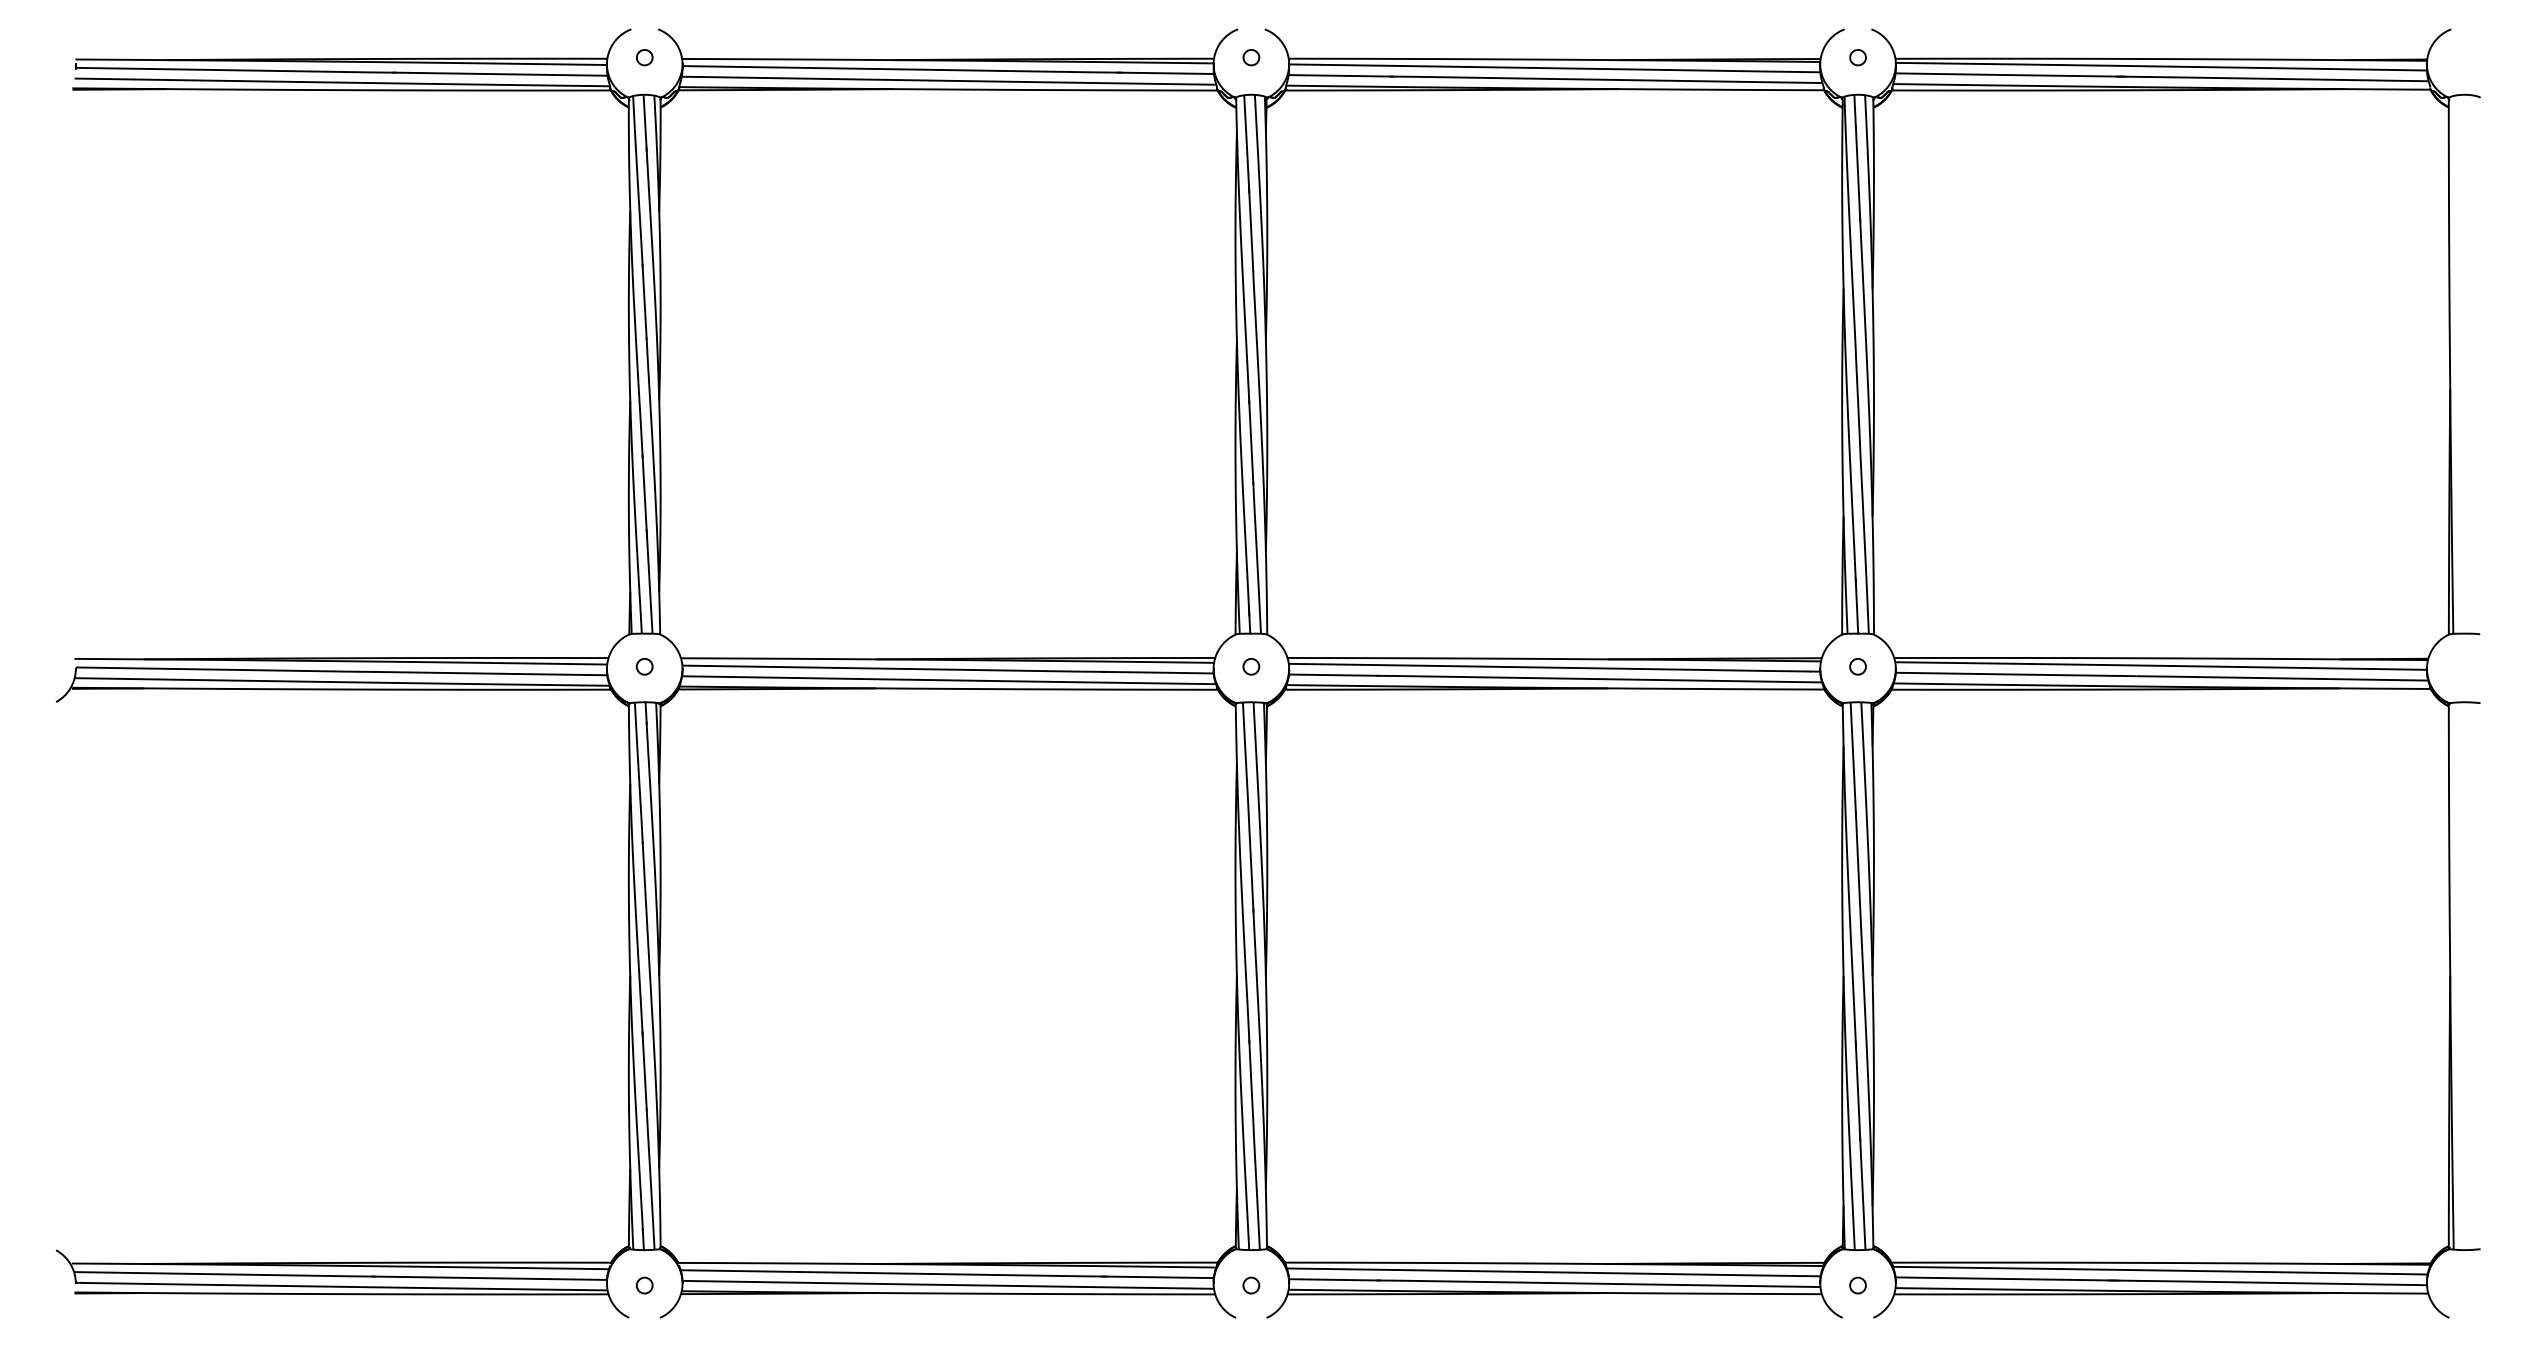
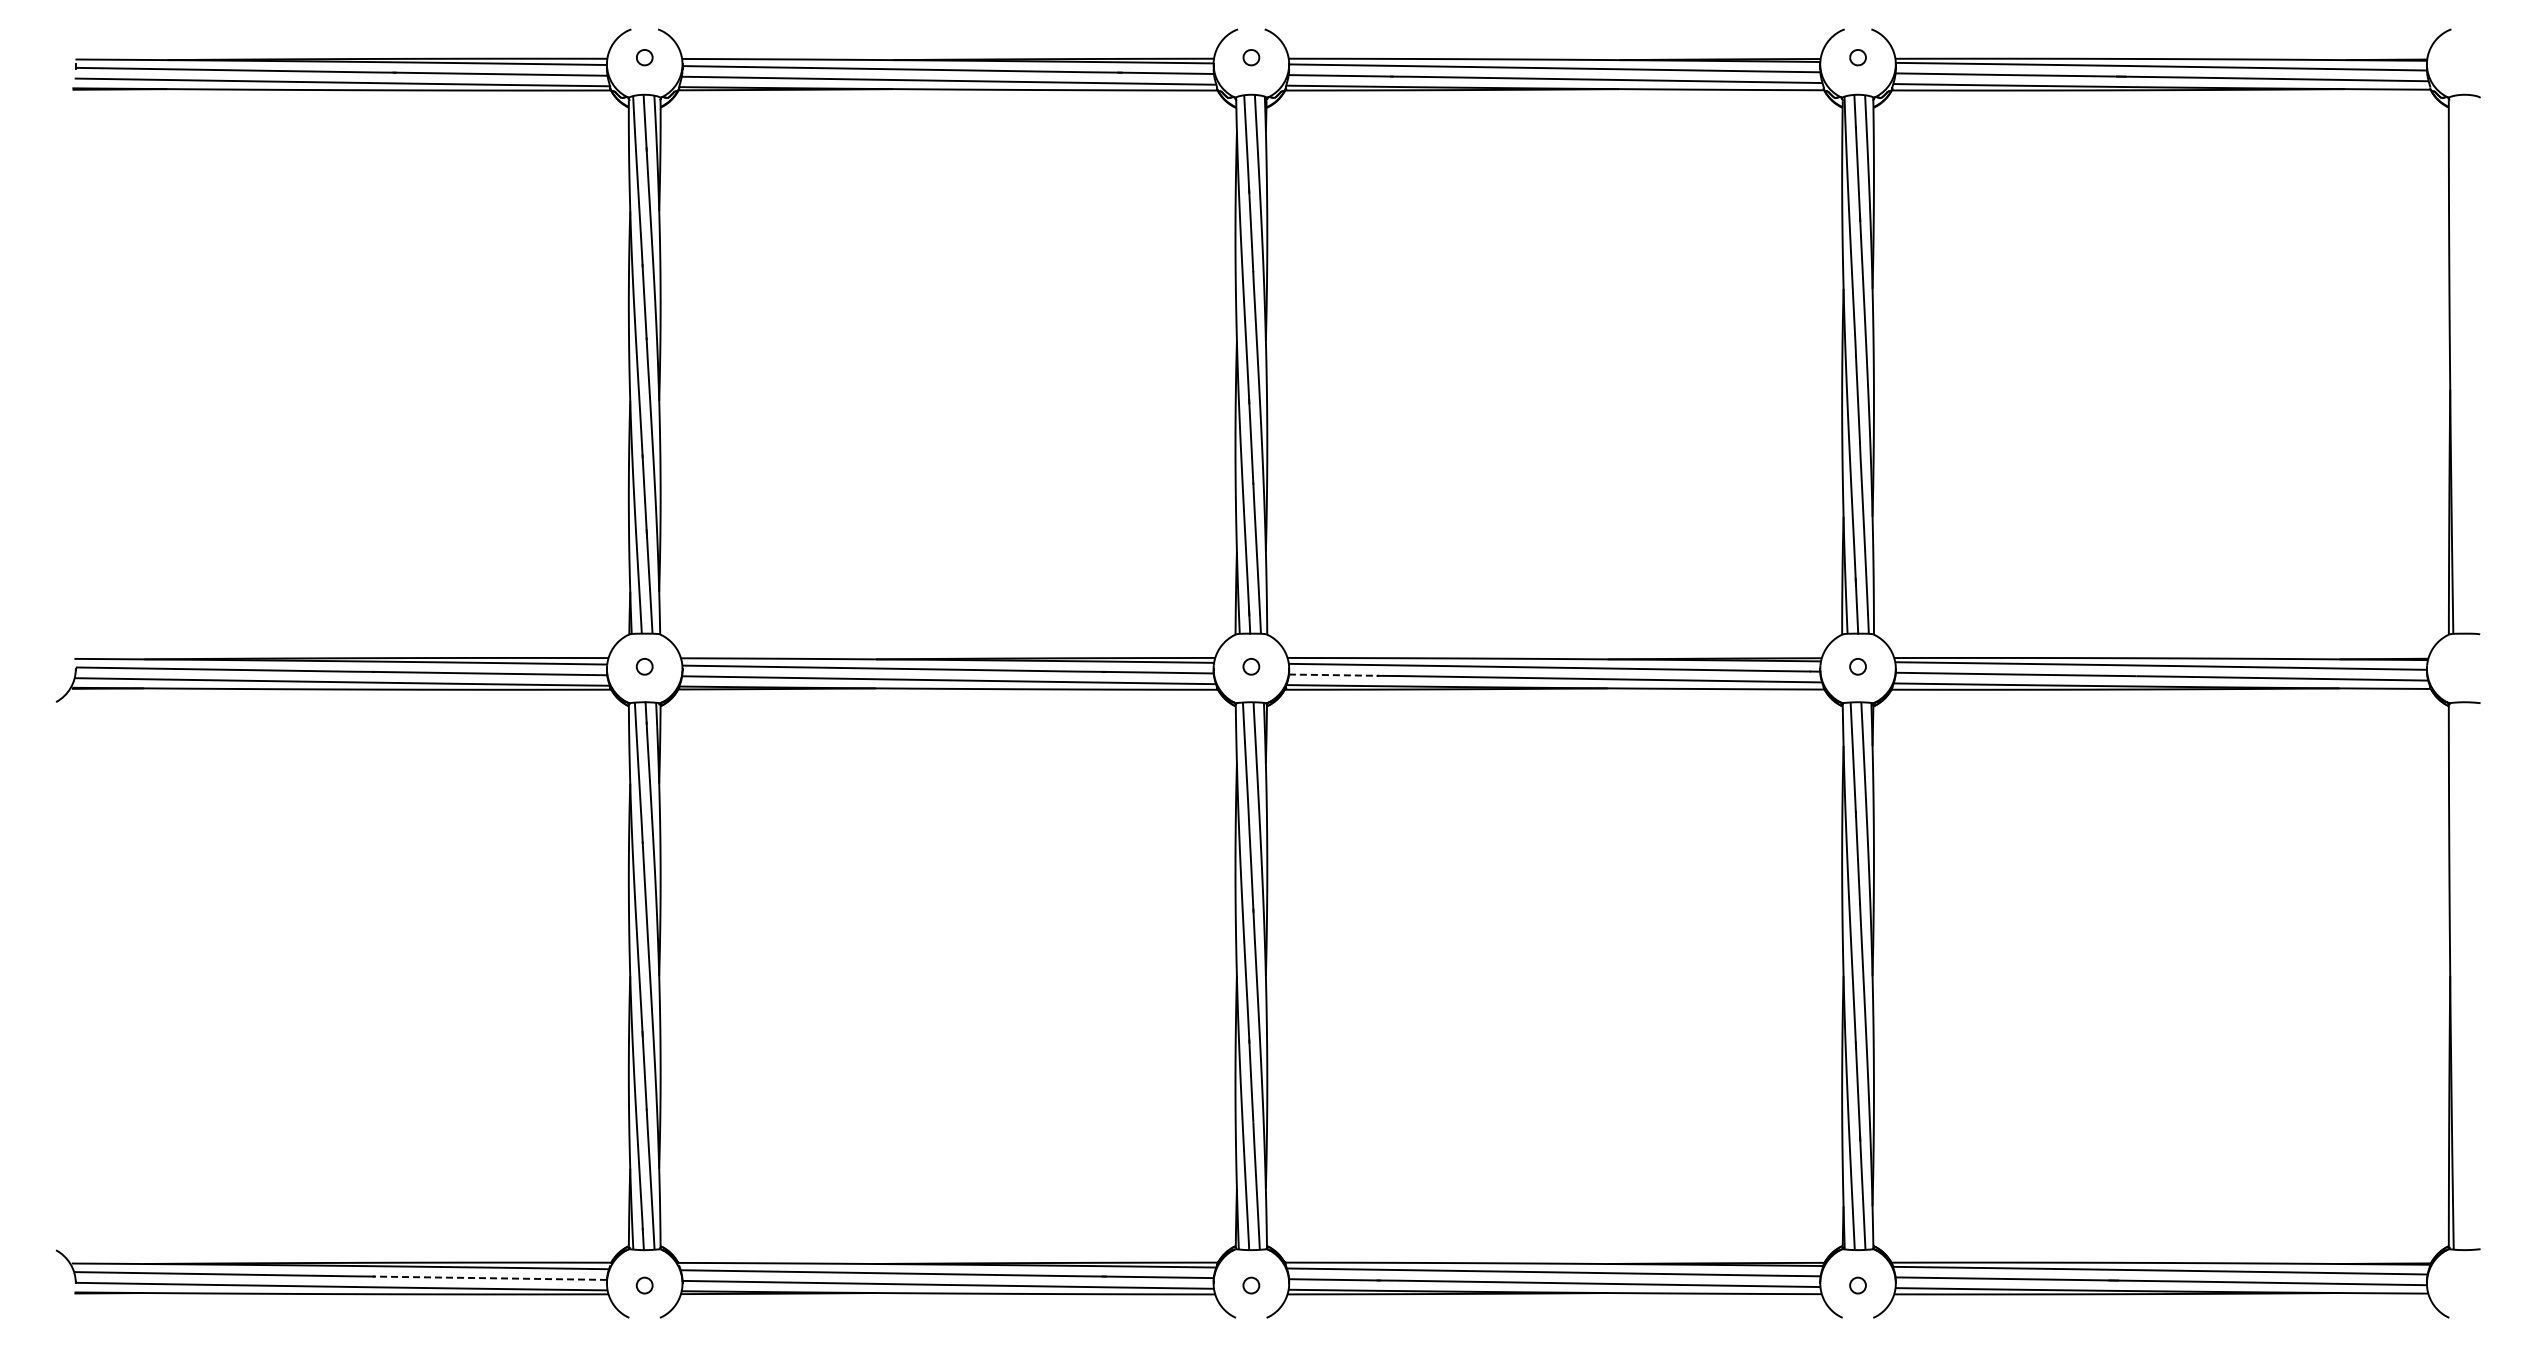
line: solid -> dashed (1334, 675)
line: solid -> dashed (489, 1278)
